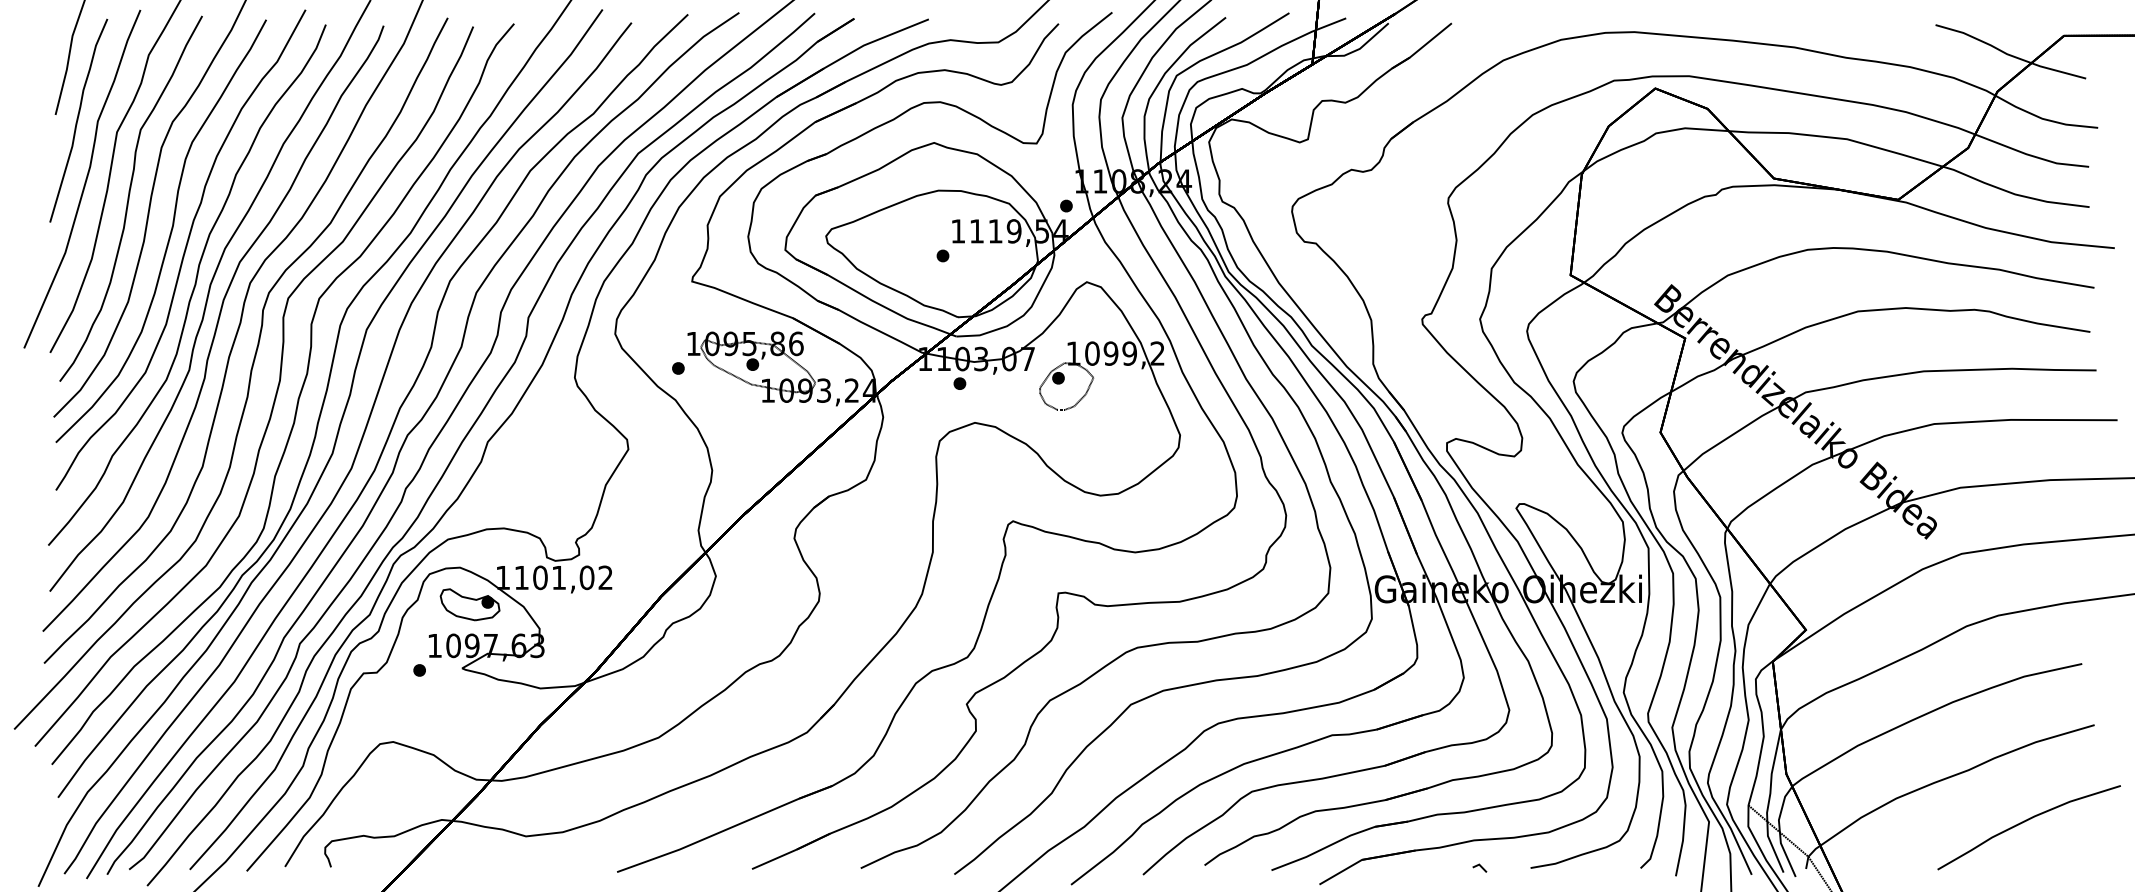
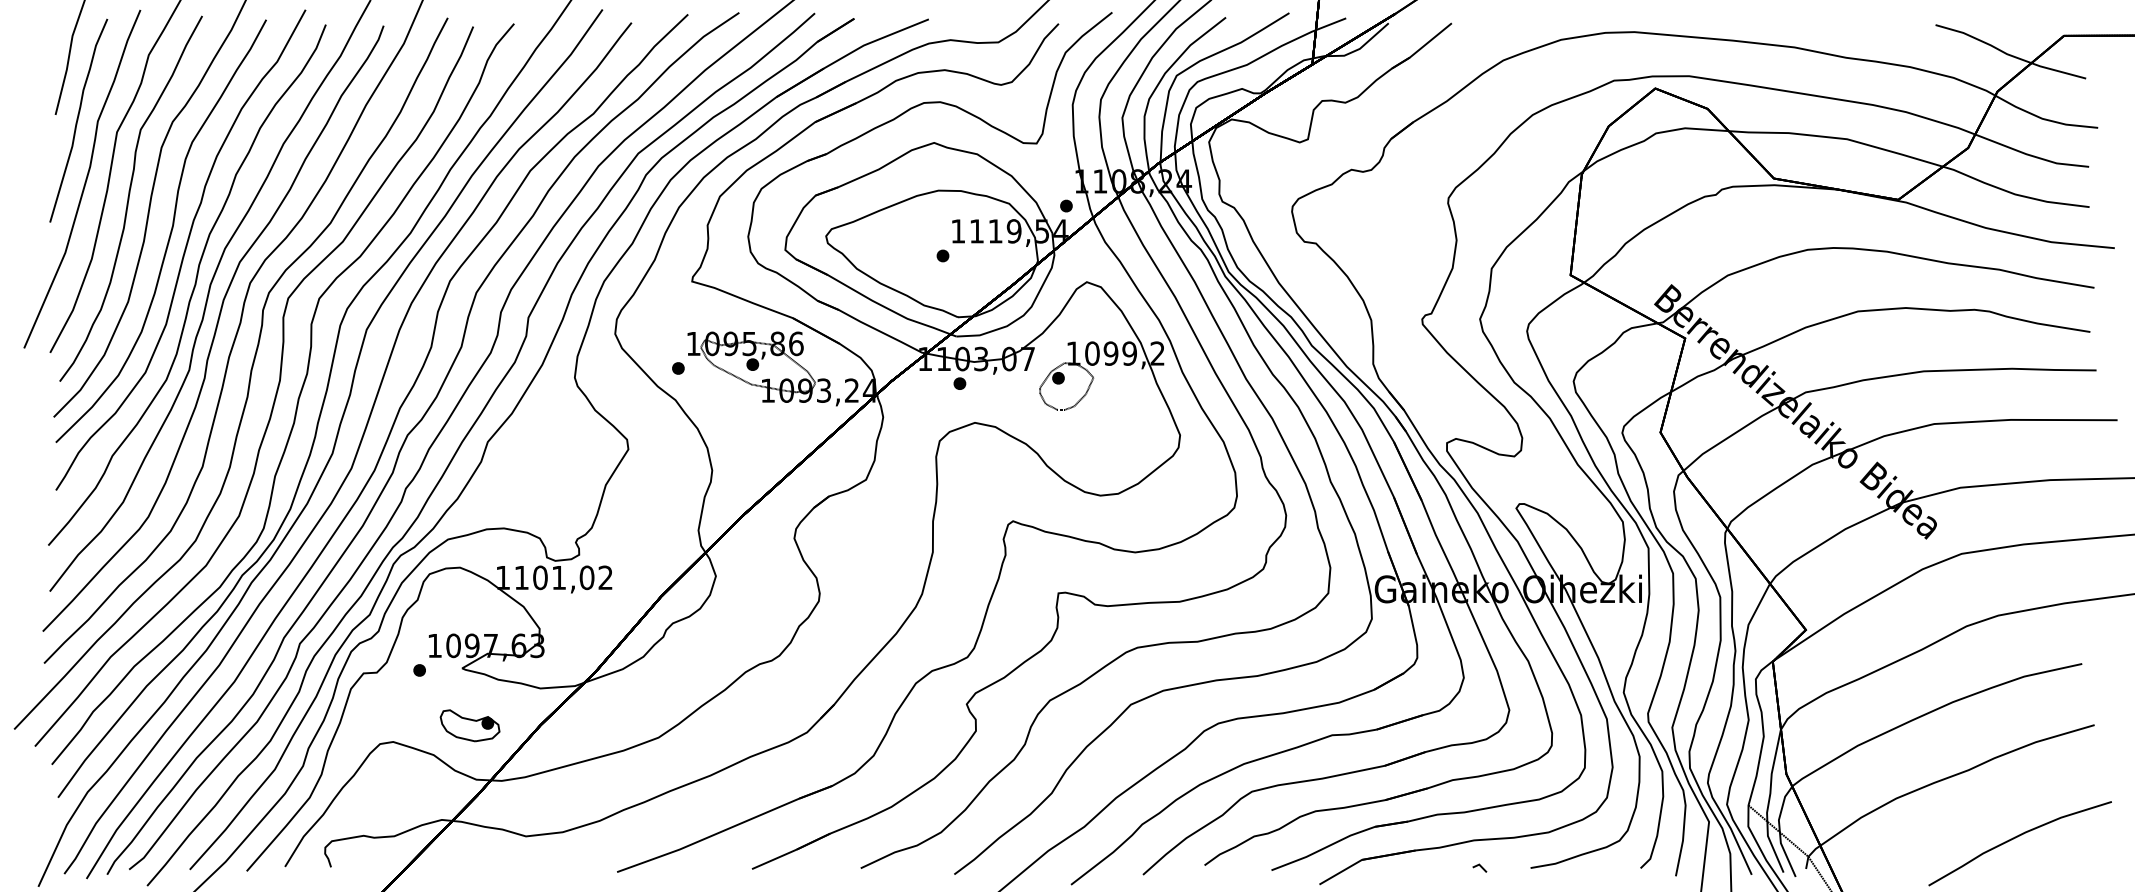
part position: (469, 604) -> (469, 725) (469, 725)
curve position: (2026, 821) -> (2017, 837) (2017, 837)
